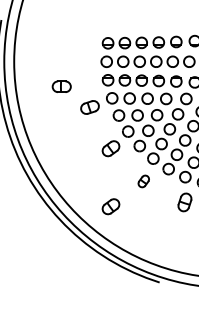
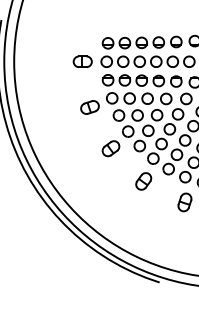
part position: (61, 86) -> (82, 61) (82, 61)
part size: 13x15 px -> 18x19 px (143, 181)
part: present -> none (110, 206)
